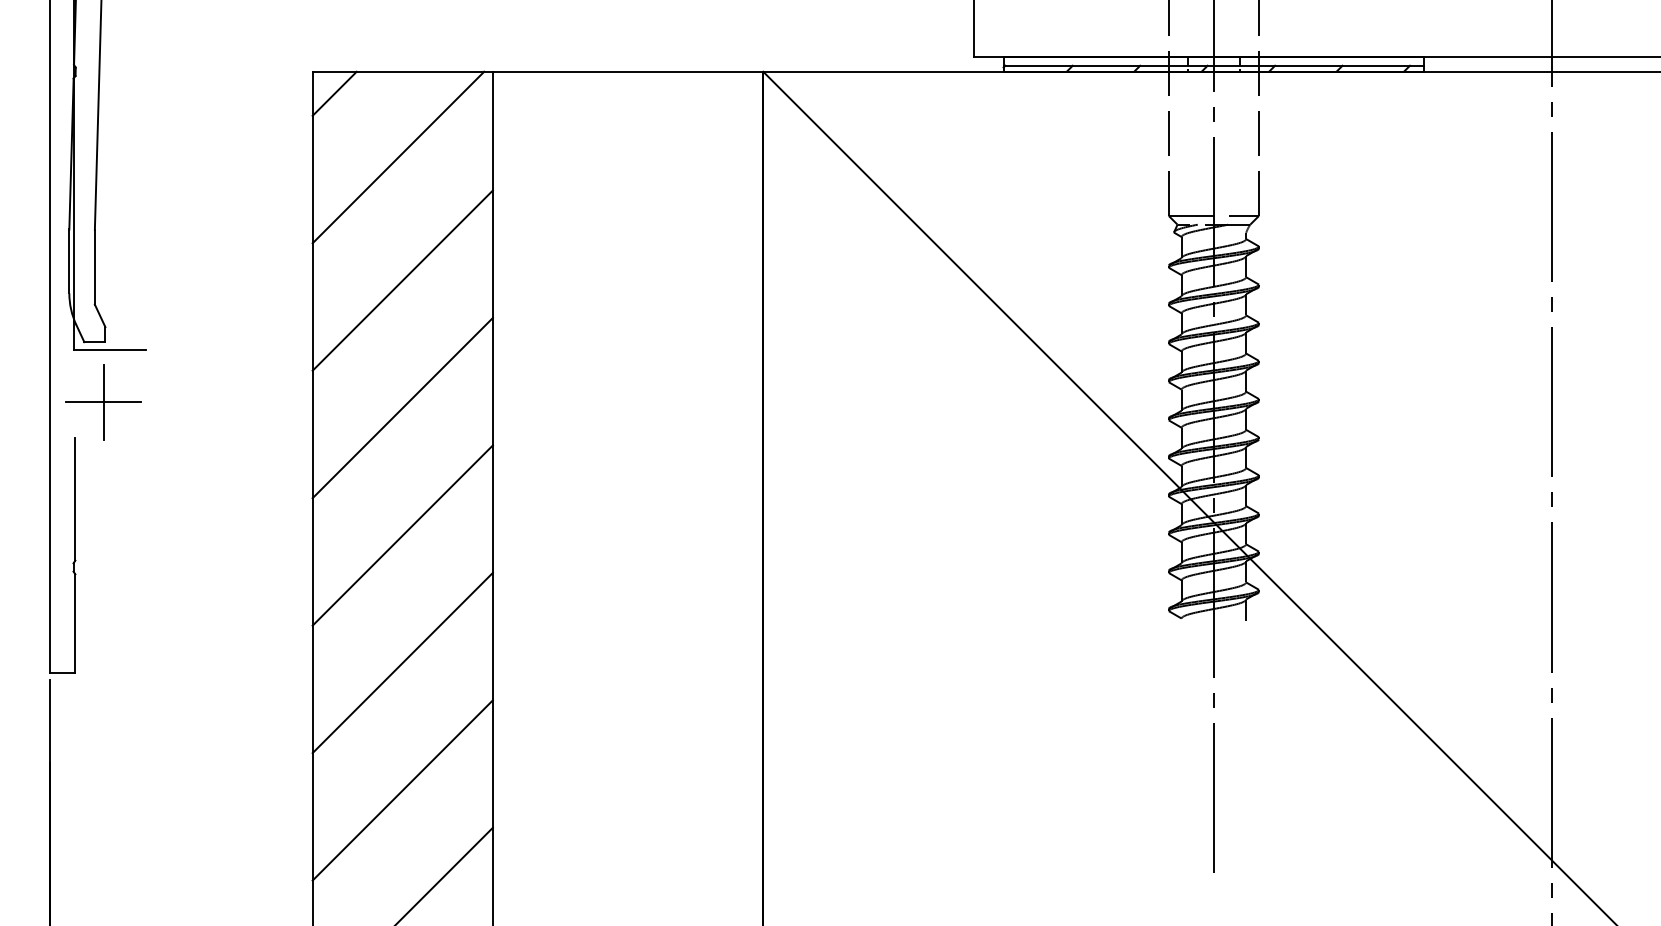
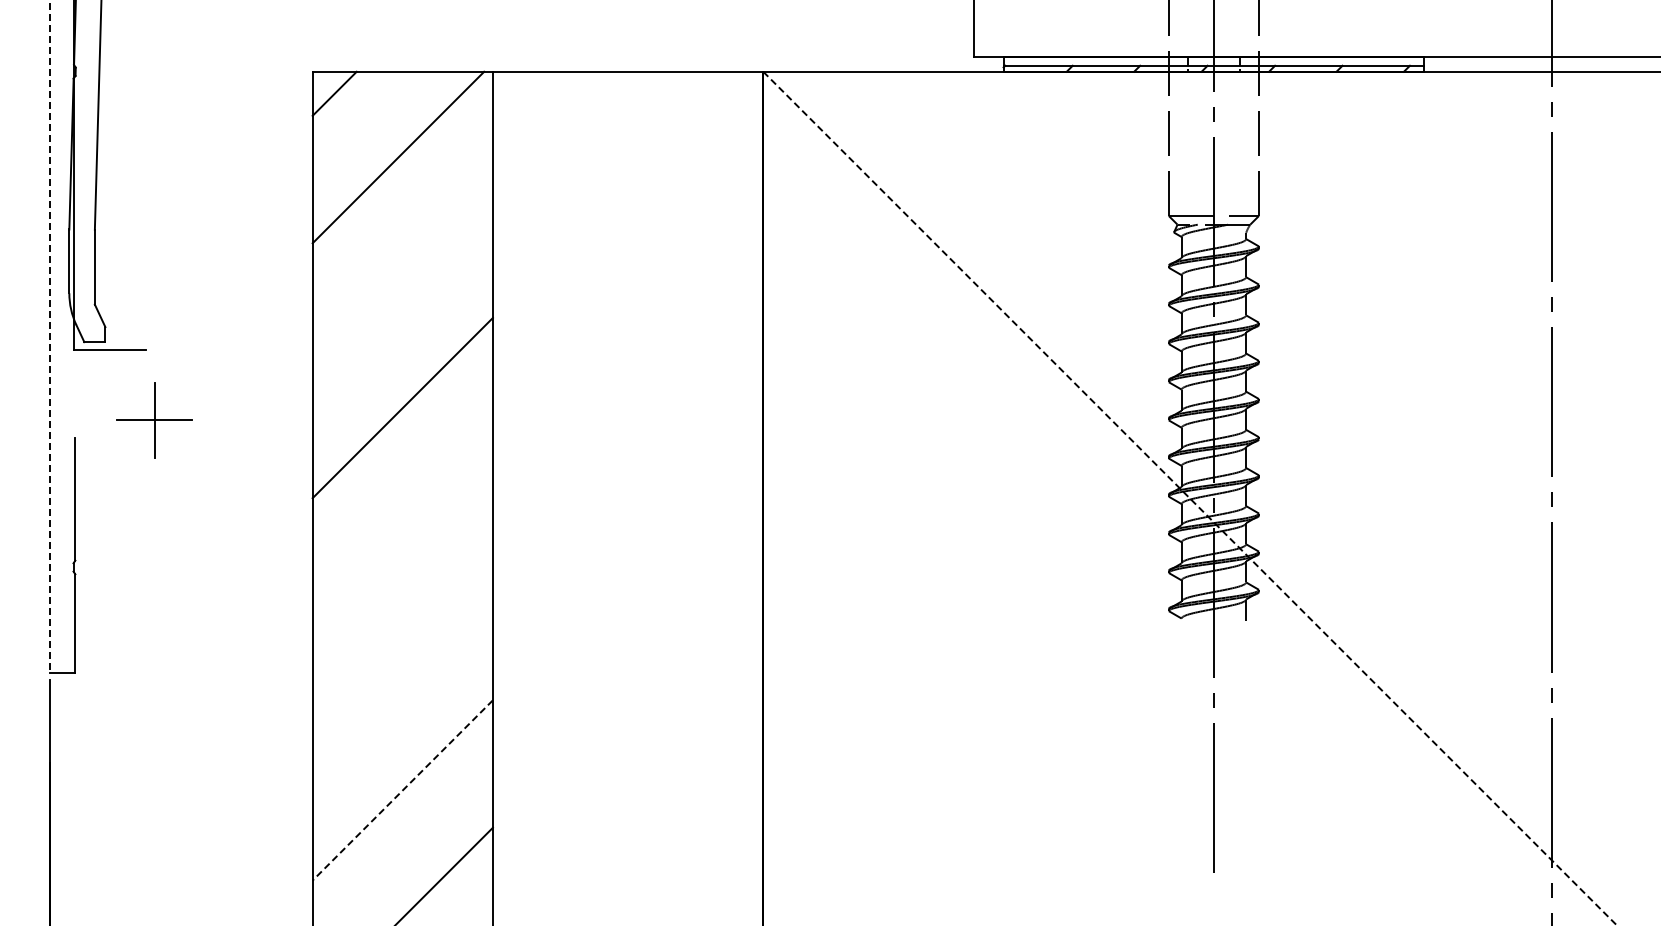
line: present -> none (402, 280)
line: solid -> dashed (49, 336)
part position: (103, 402) -> (154, 420) (154, 420)
line: solid -> dashed (1190, 498)
line: present -> none (402, 535)
line: present -> none (402, 662)
line: solid -> dashed (402, 790)
